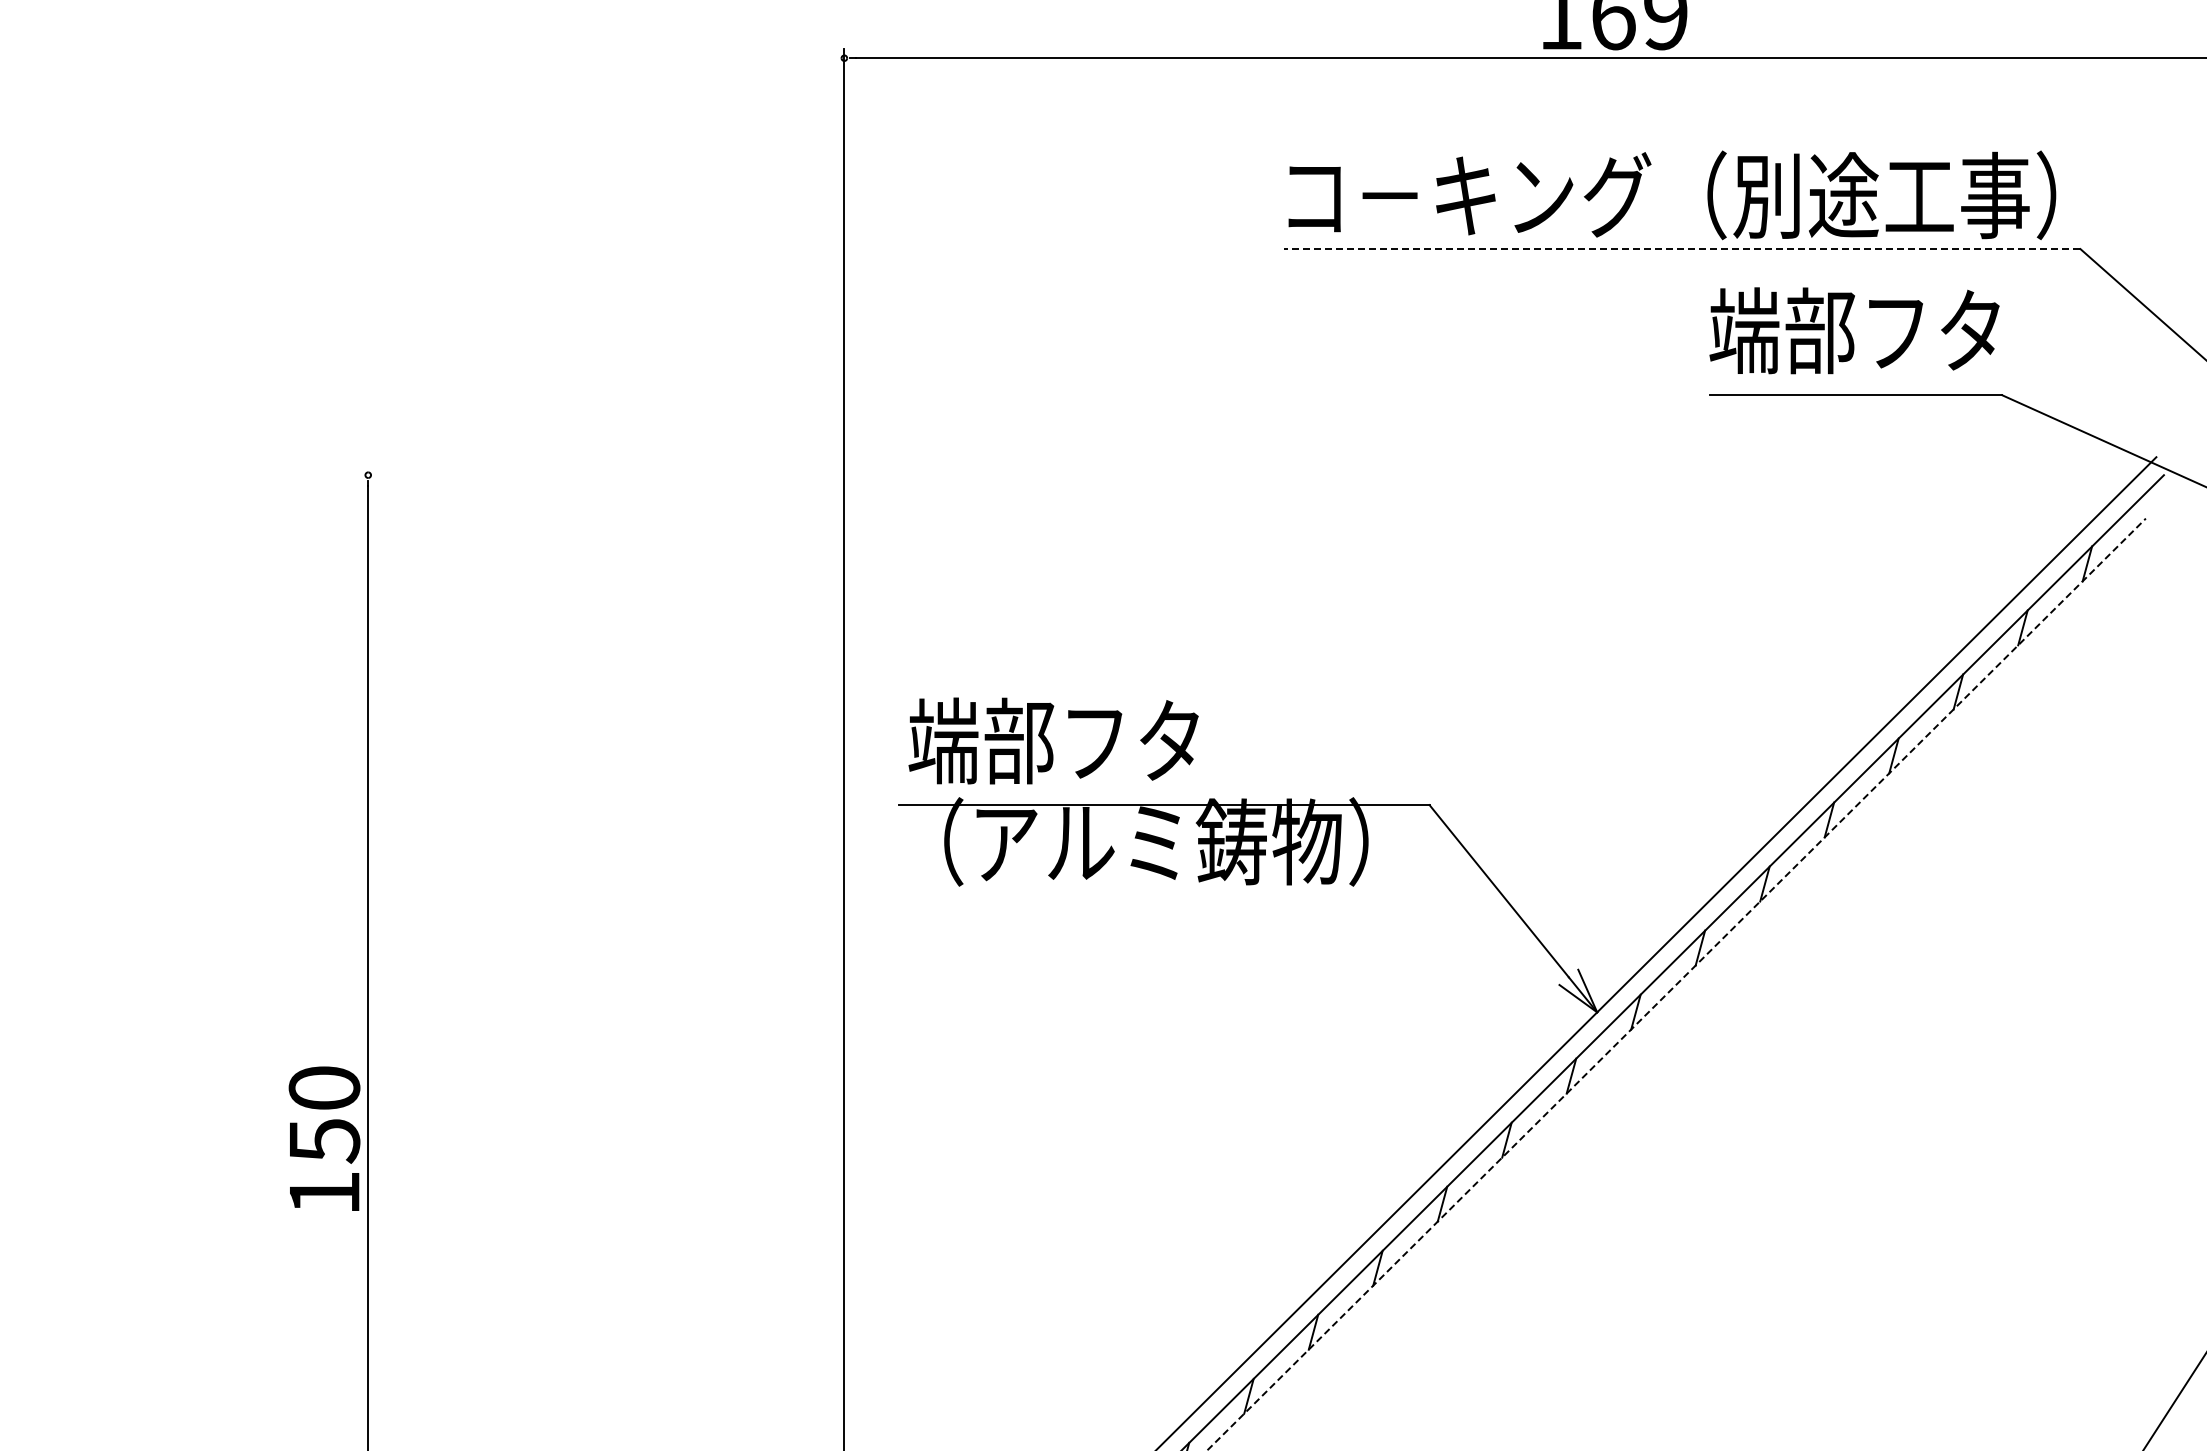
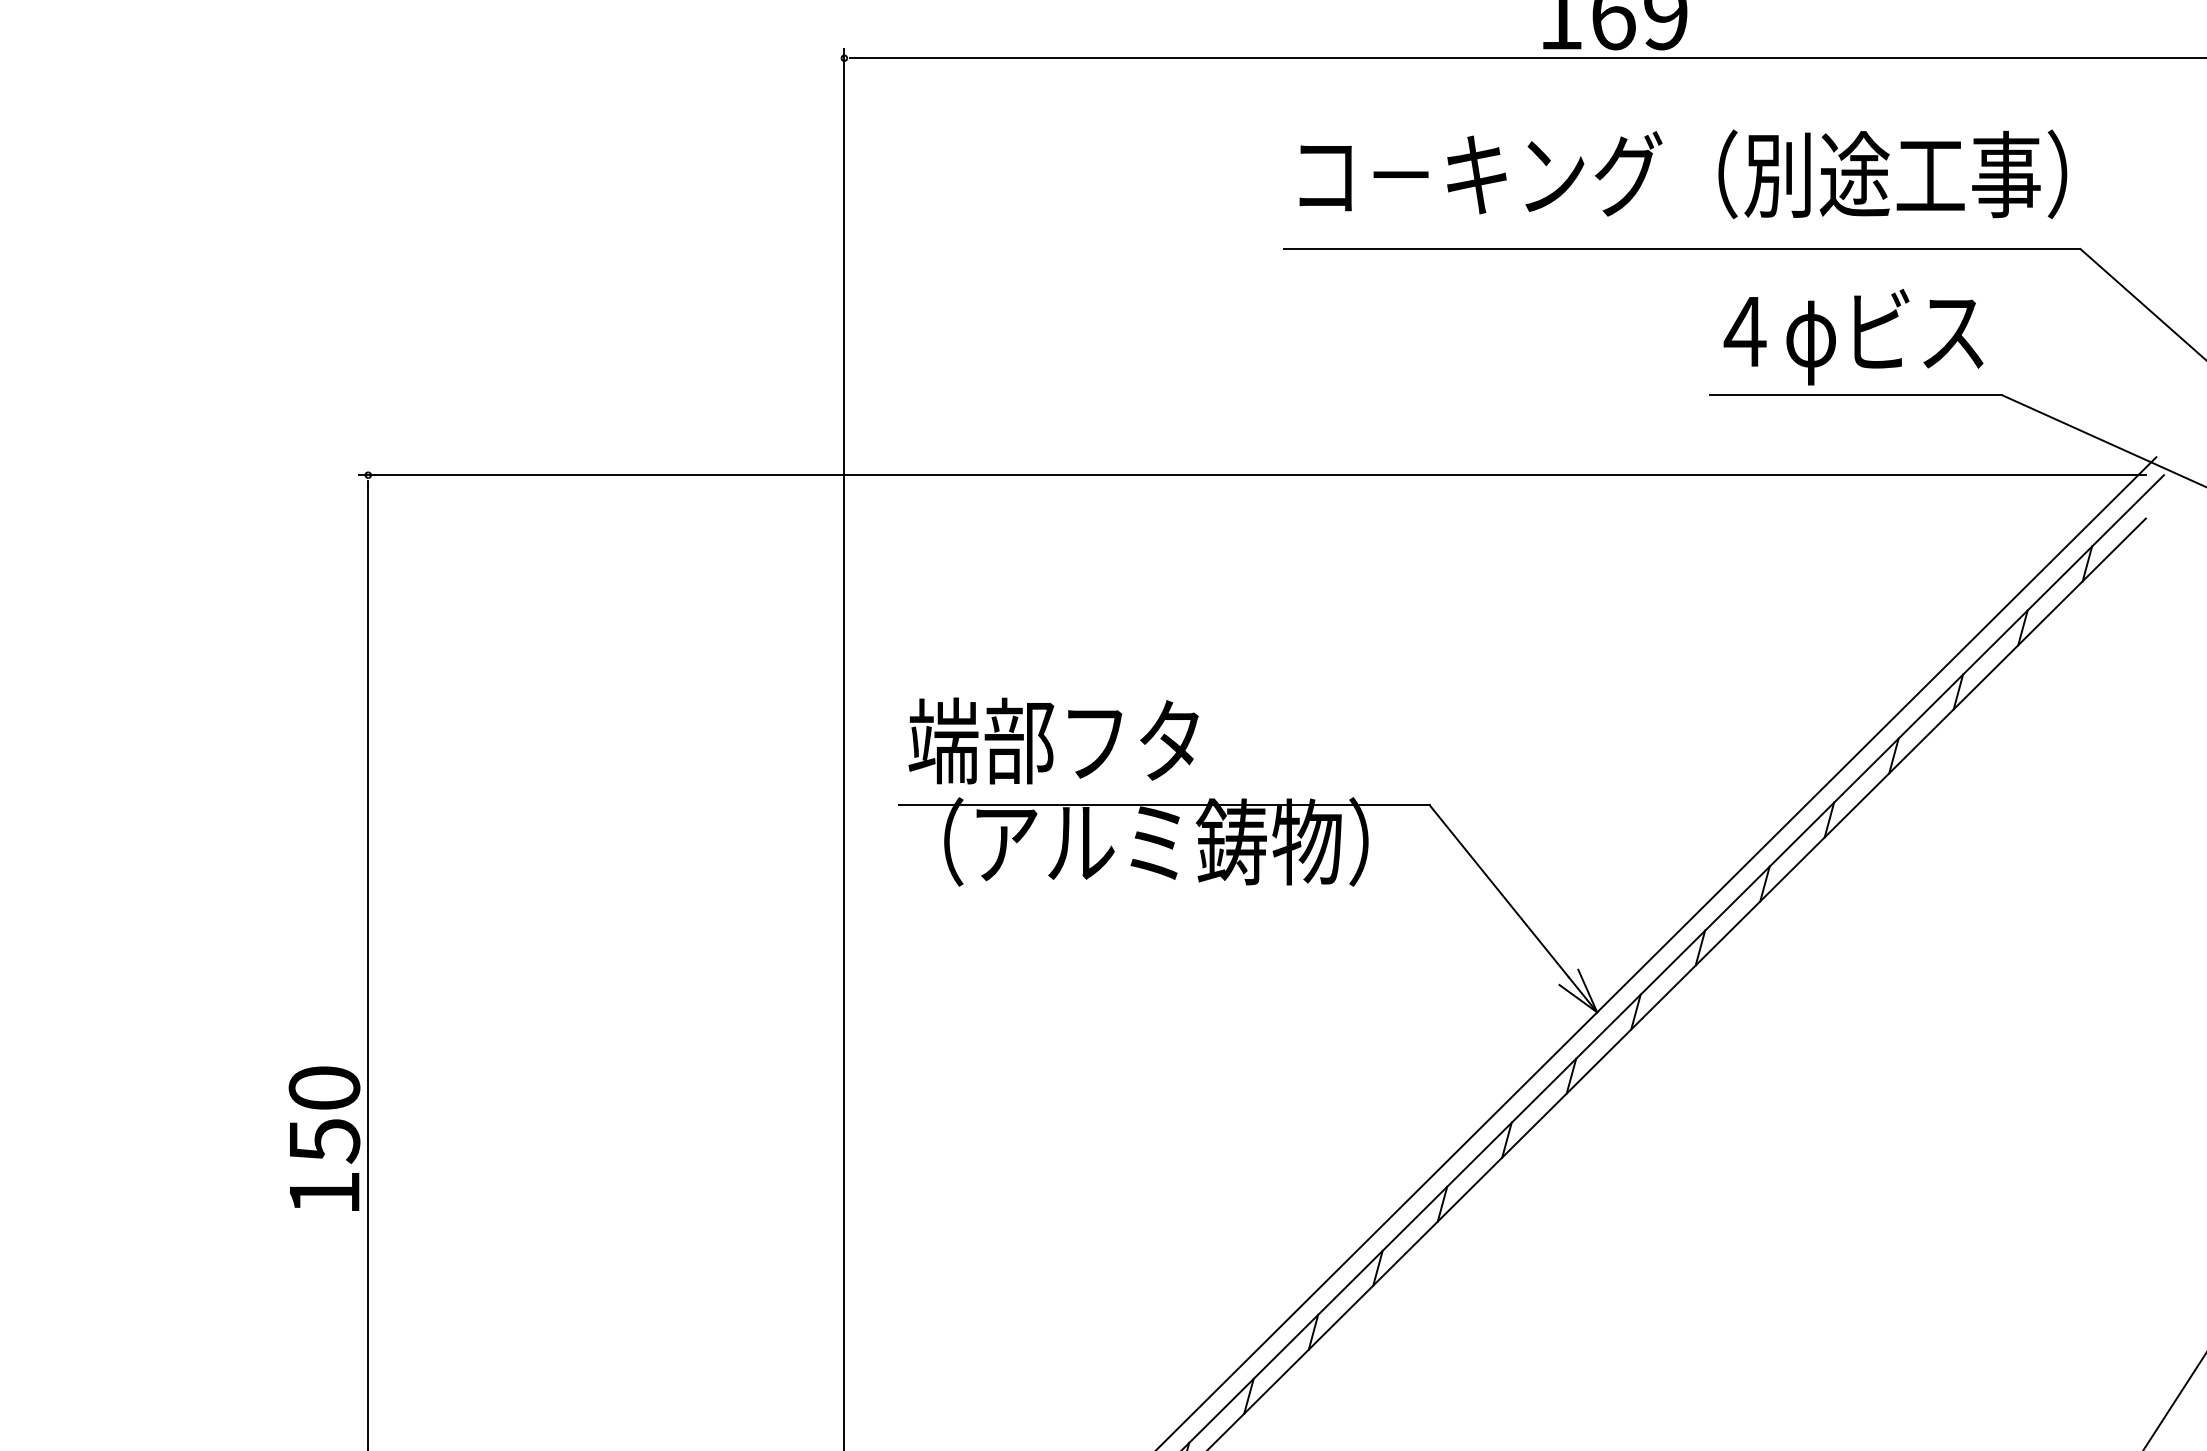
text position: (1672, 195) -> (1683, 174) (1683, 174)
line: dashed -> solid (1681, 249)
text: 端部フタ -> ４φビス (1854, 336)
line: none -> present (1252, 475)
line: dashed -> solid (1676, 984)
